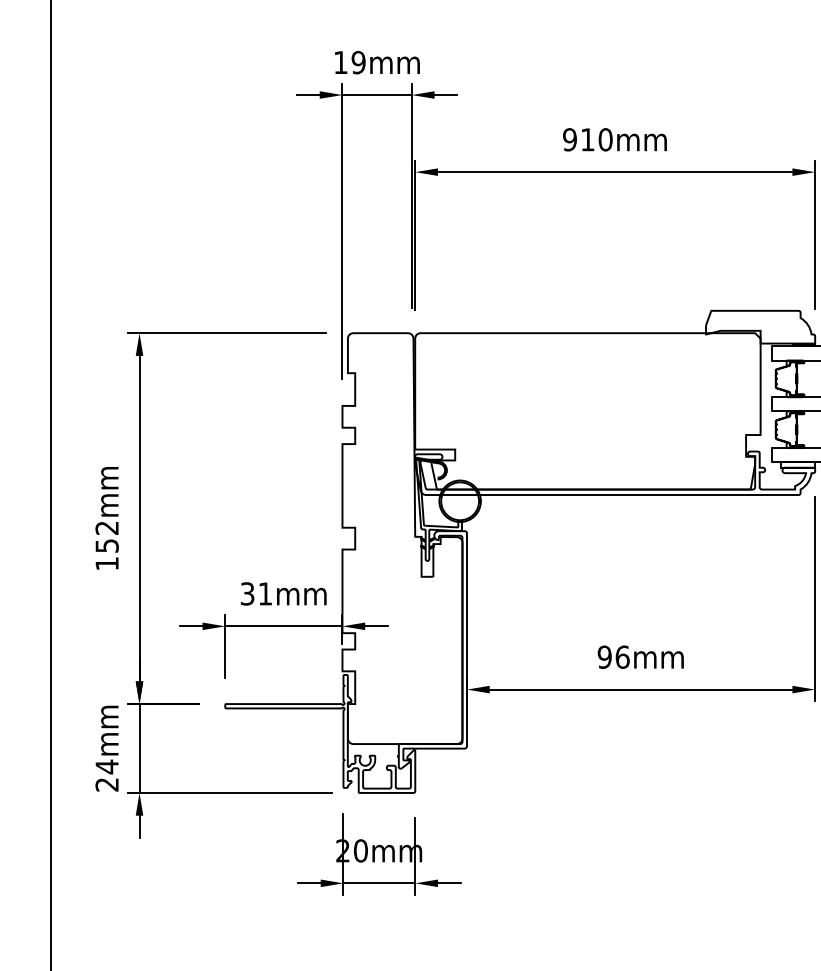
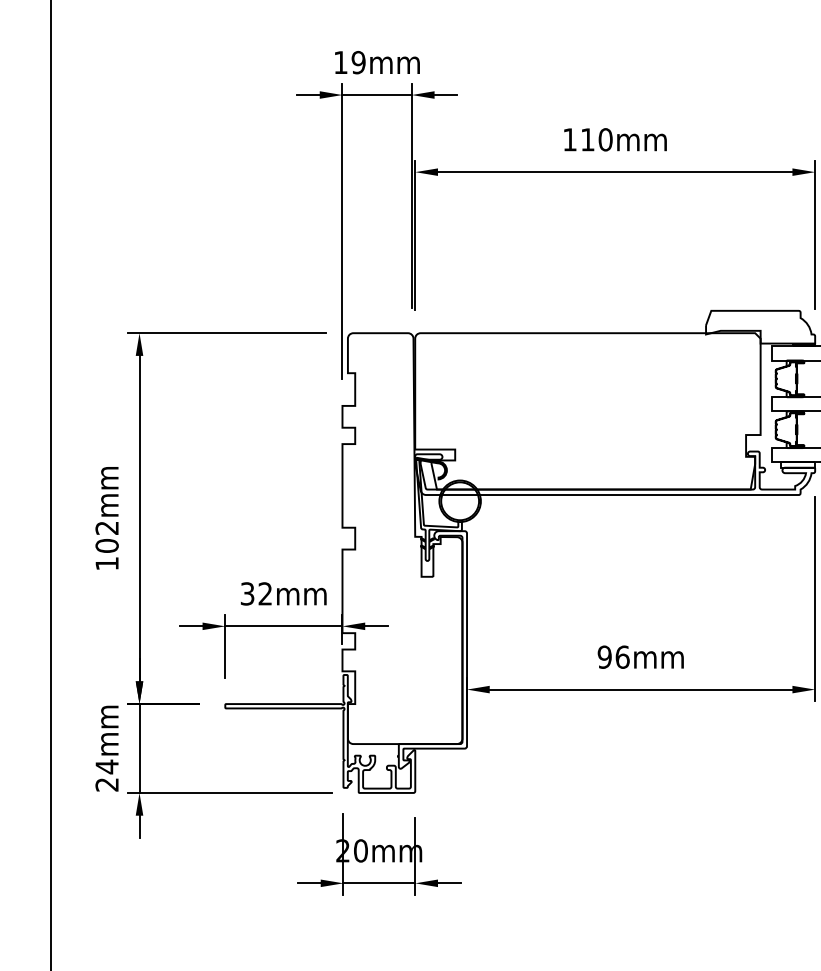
text: 910mm -> 110mm (569, 139)
text: 152mm -> 102mm (106, 545)
text: 31mm -> 32mm (264, 593)
